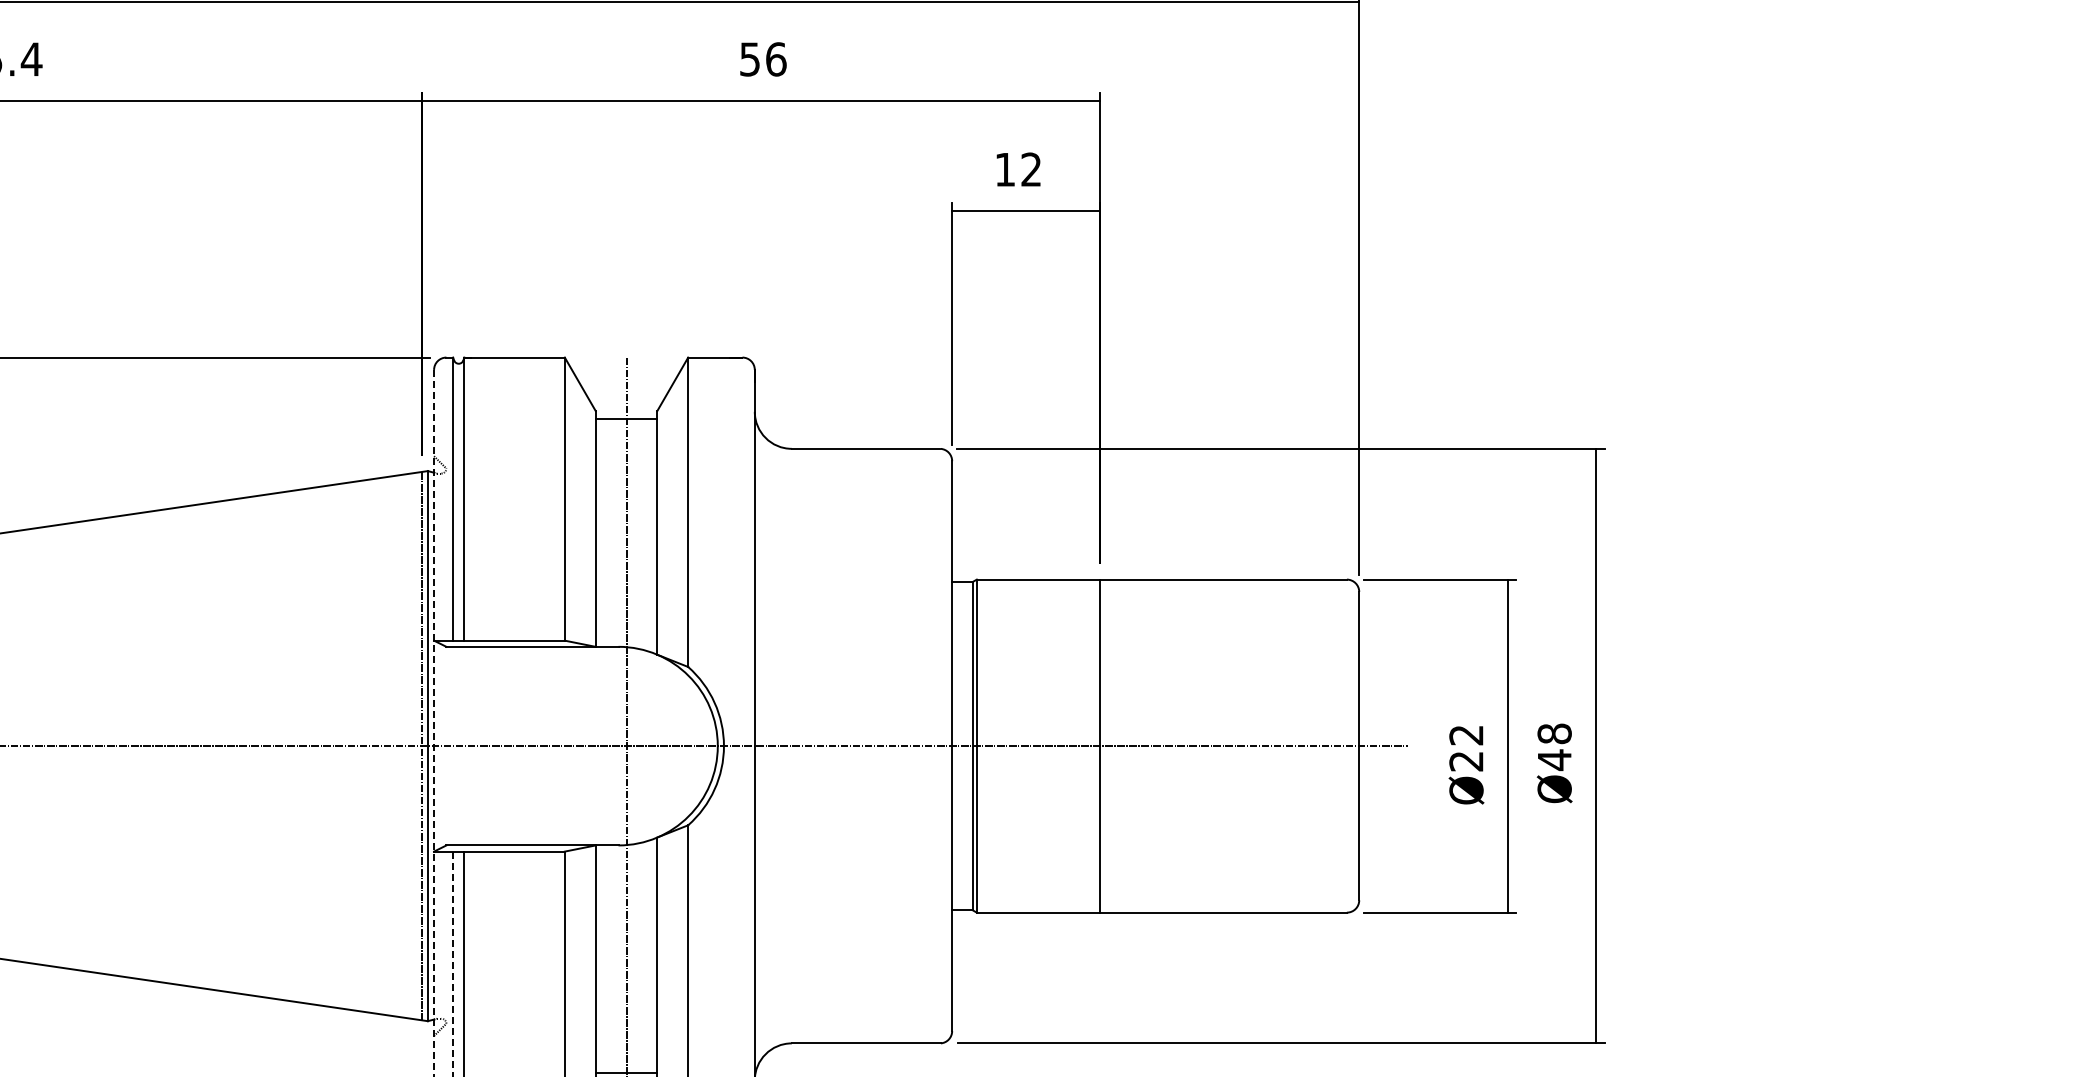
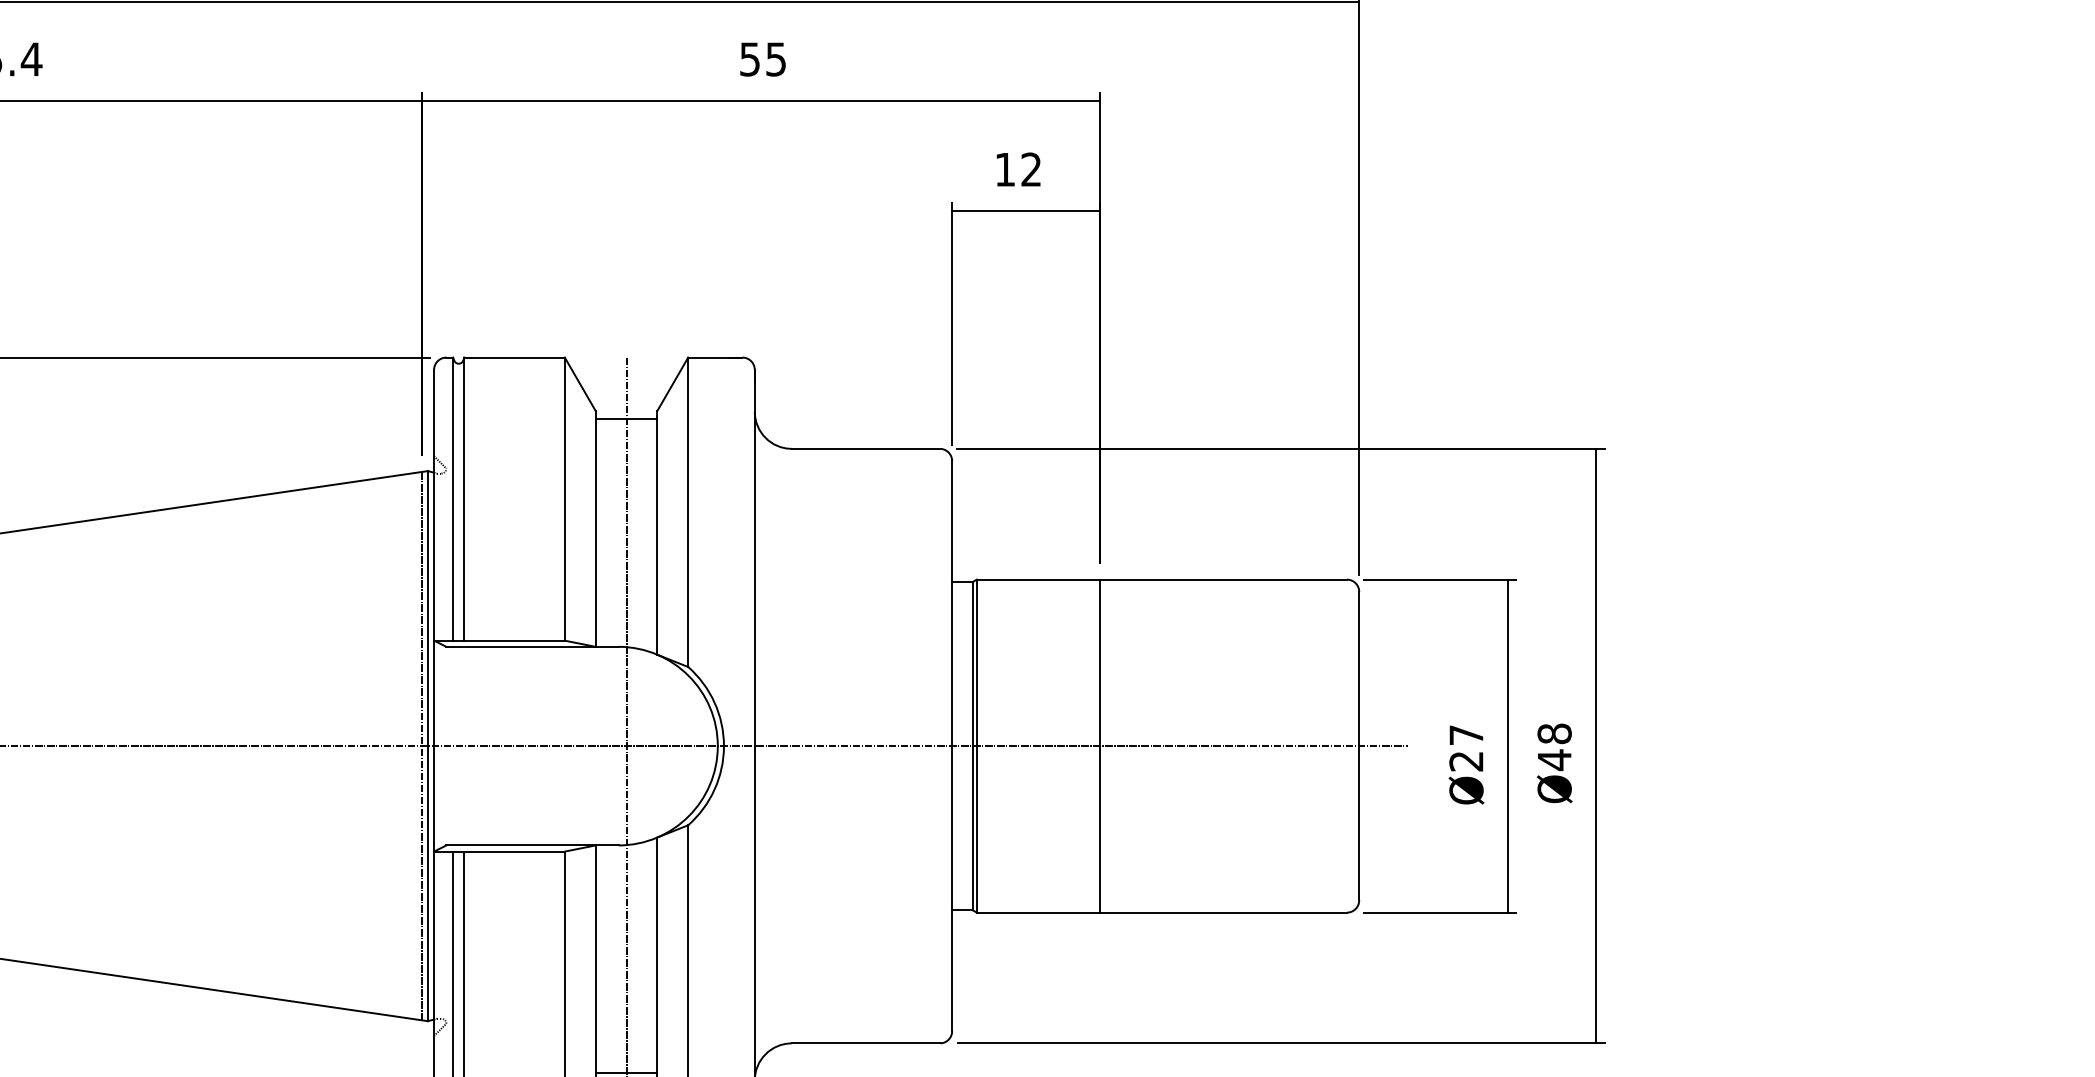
text: 56 -> 55 (776, 59)
line: dashed -> solid (434, 723)
text: Ø22 -> Ø27 (1466, 735)
line: dashed -> solid (453, 964)
